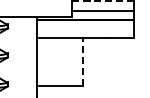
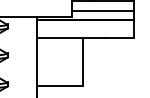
line: dashed -> solid (103, 1)
line: dashed -> solid (83, 61)
